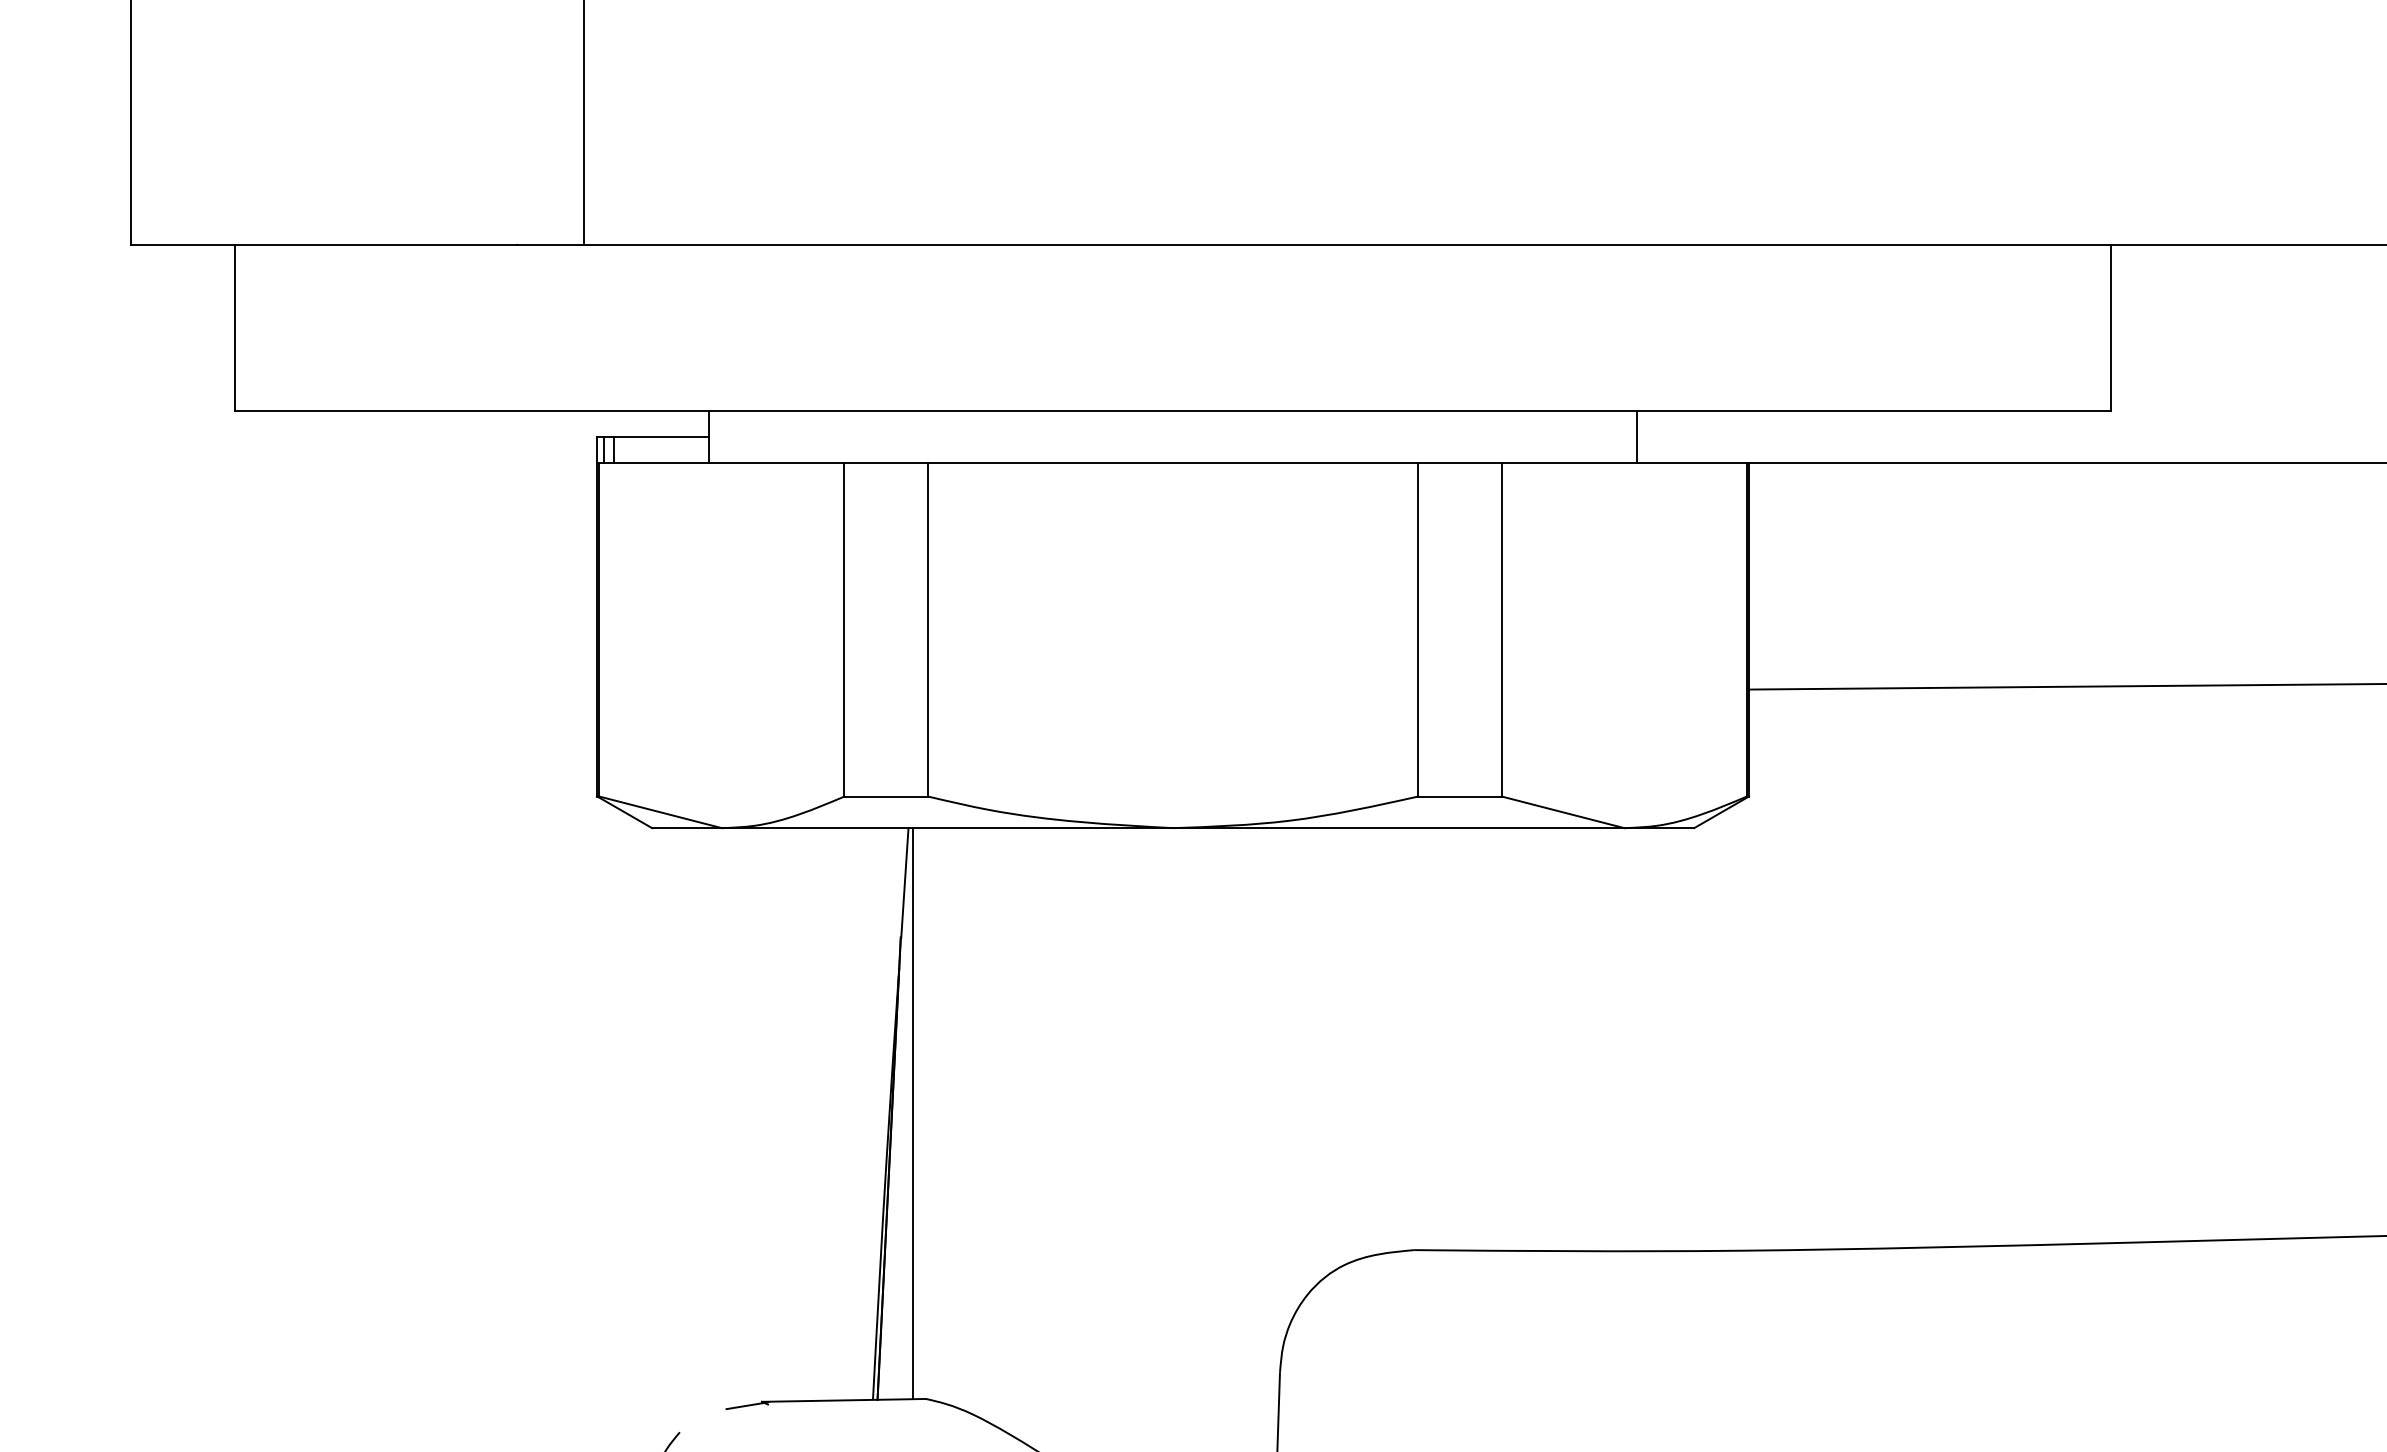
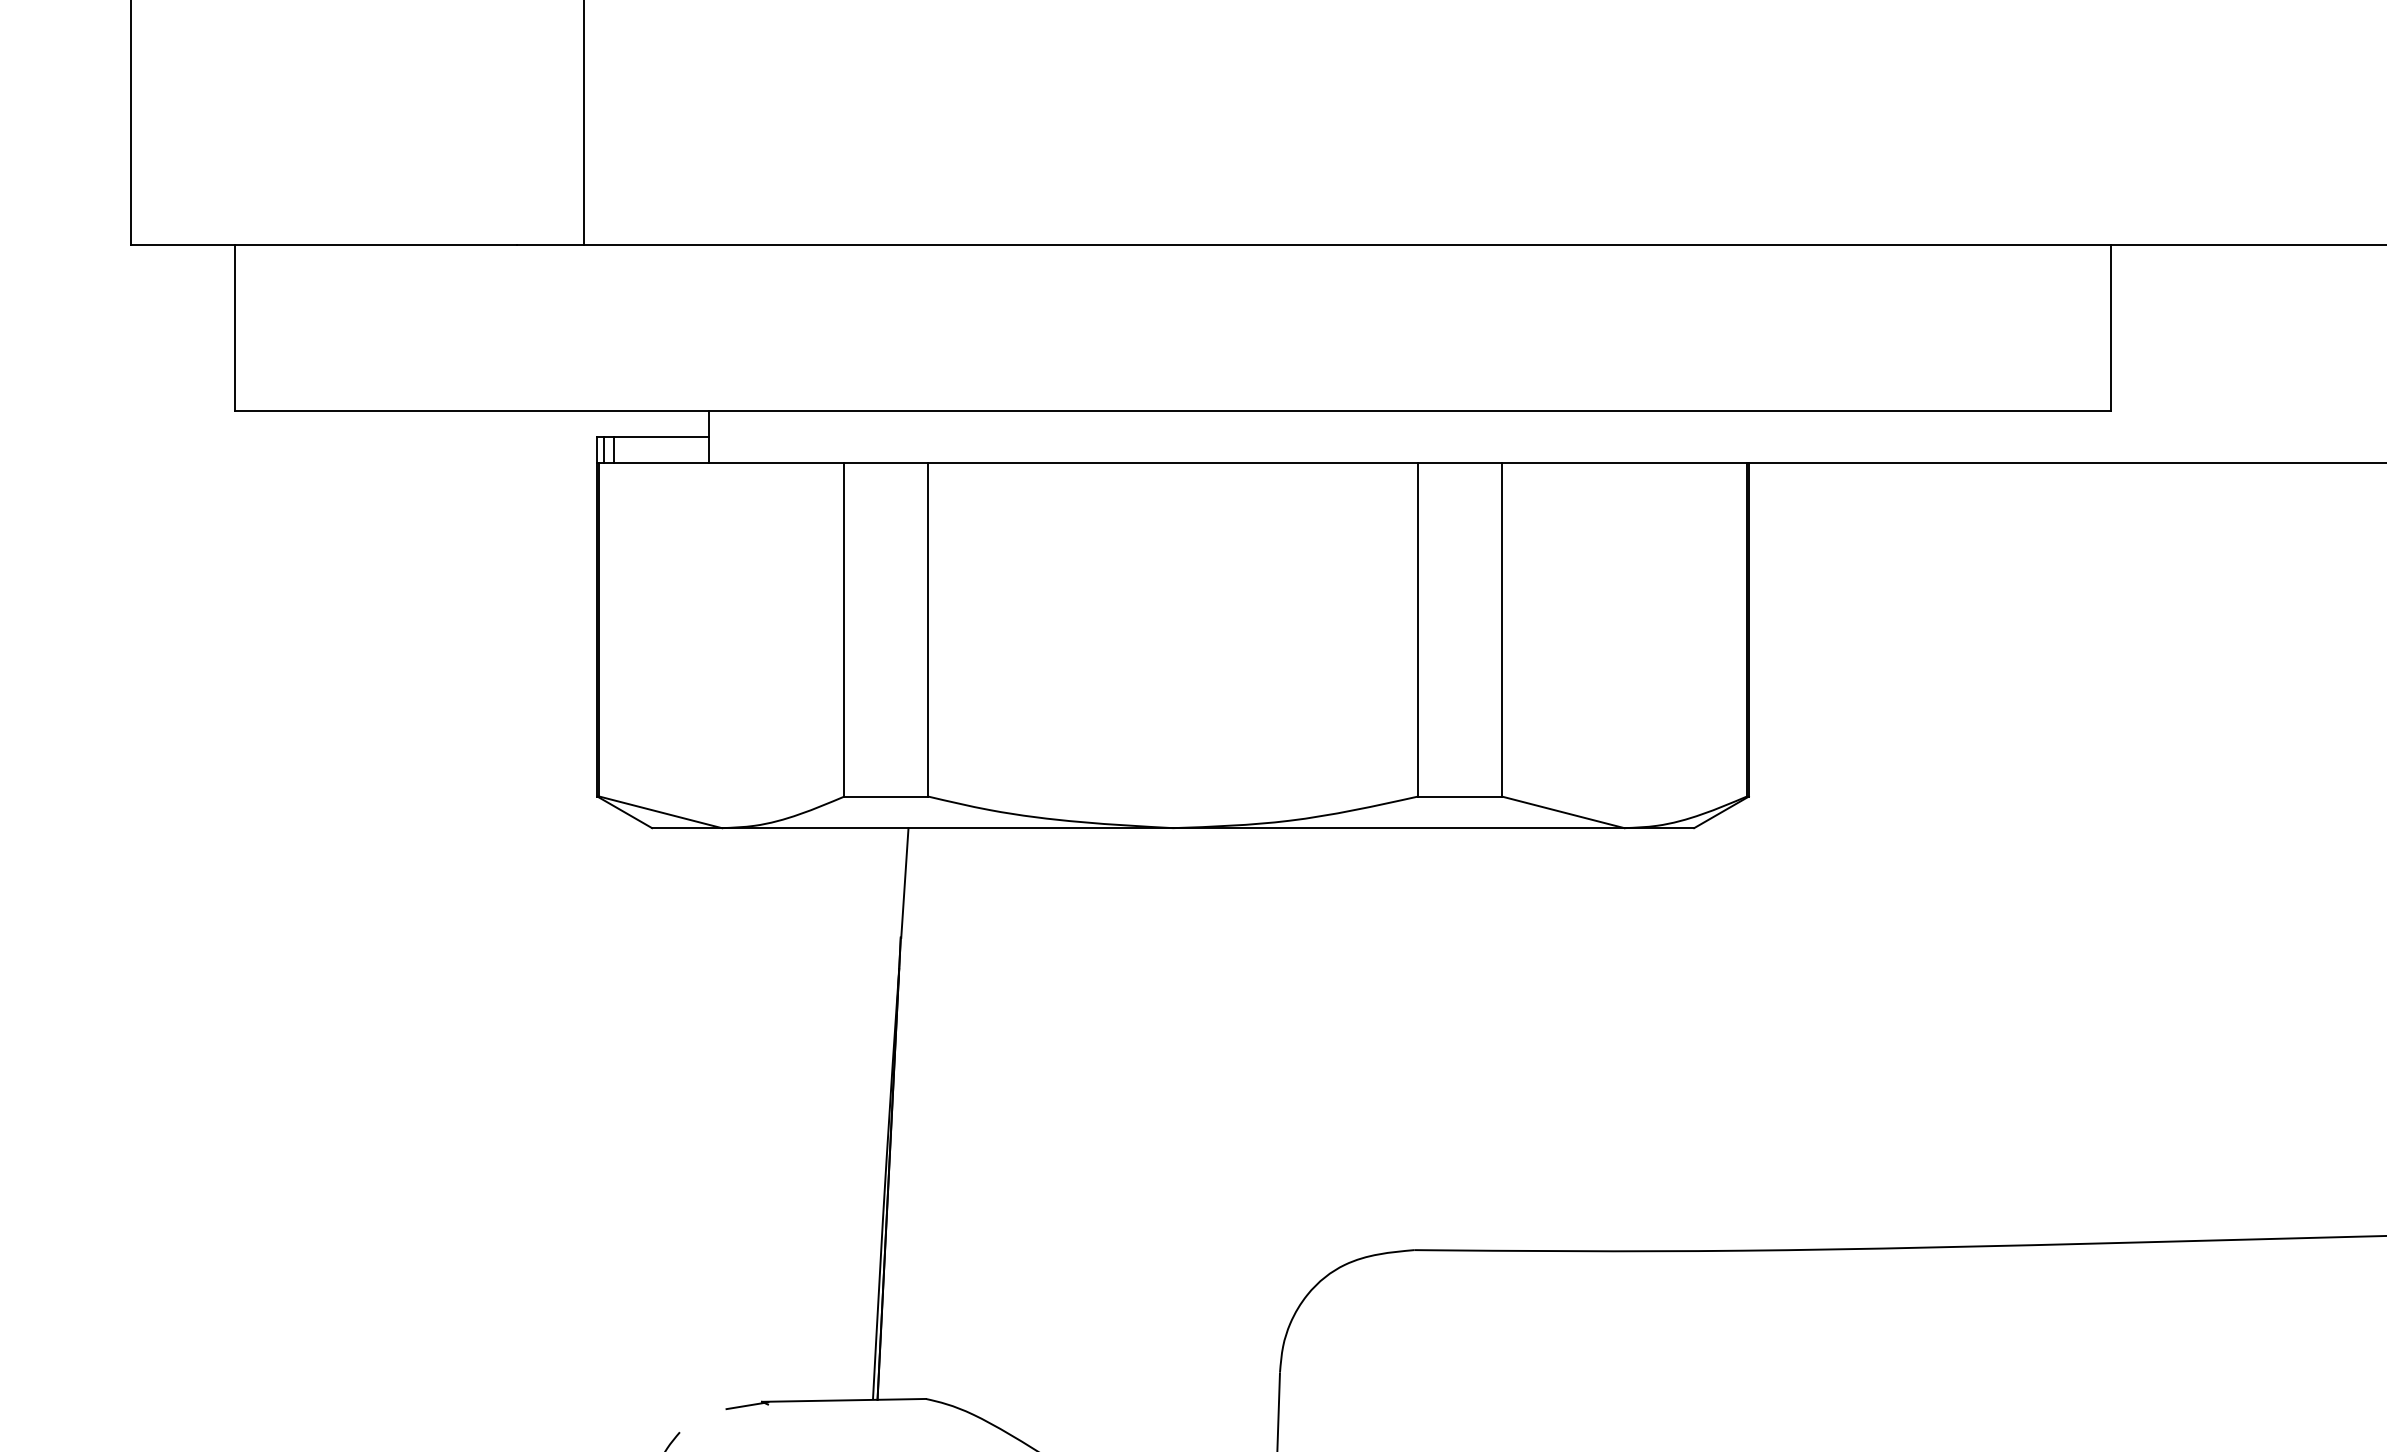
line: present -> none (1636, 437)
line: present -> none (2065, 686)
line: present -> none (912, 1113)
